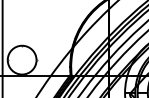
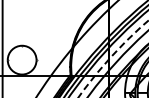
arc: solid -> dashed (110, 57)
